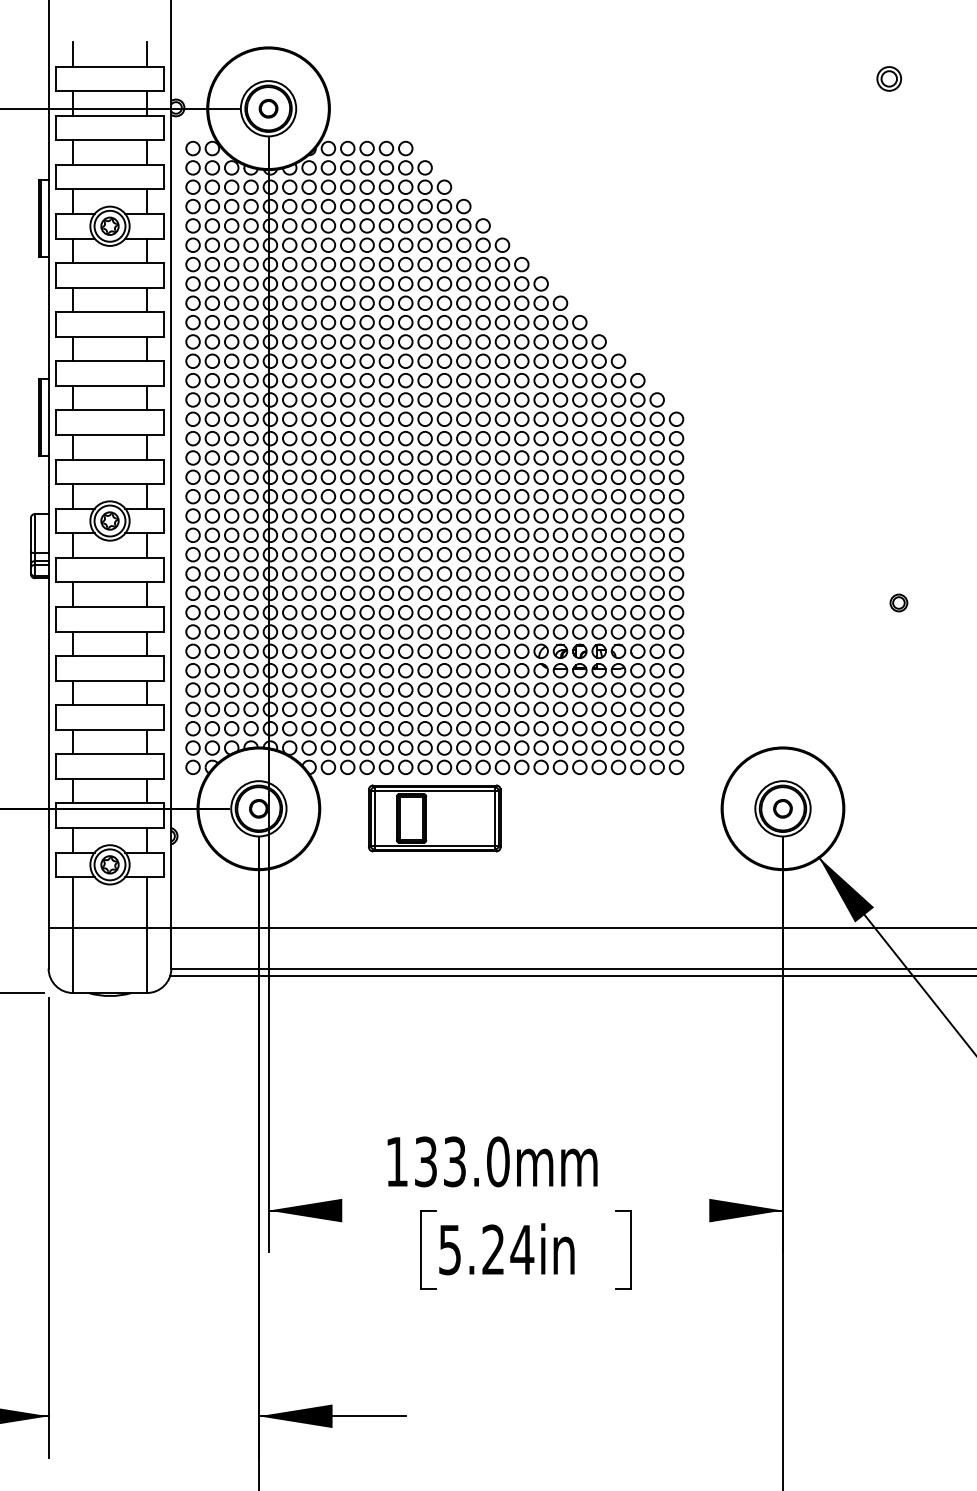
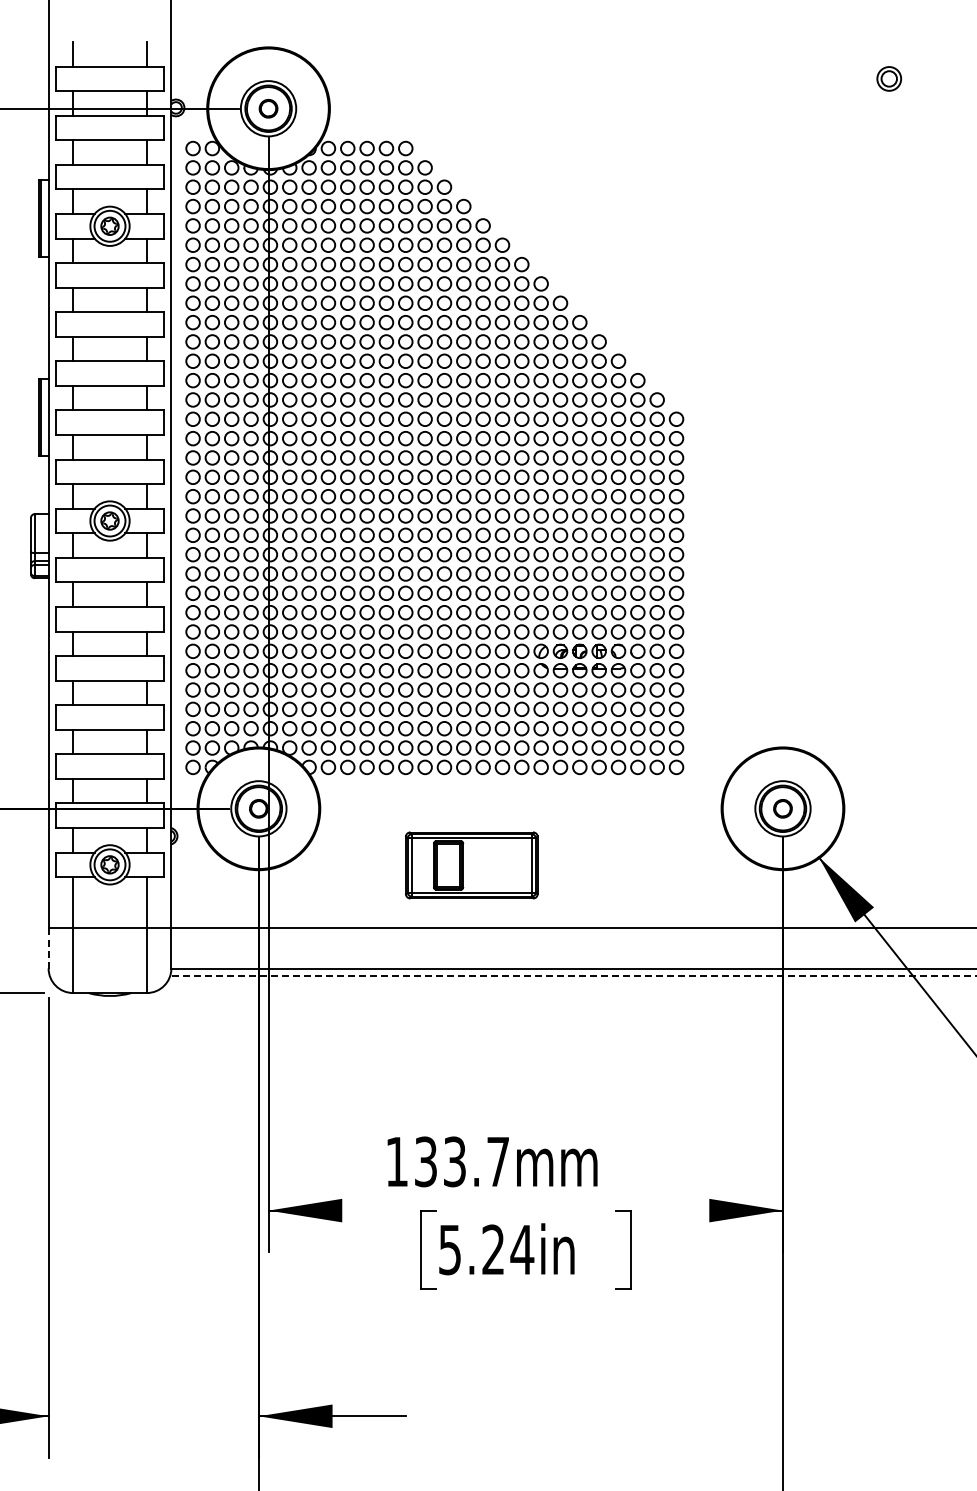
part: present -> none (898, 602)
part position: (434, 818) -> (471, 865) (471, 865)
line: solid -> dashed (48, 947)
line: solid -> dashed (573, 975)
text: 133.0mm -> 133.7mm (498, 1161)
